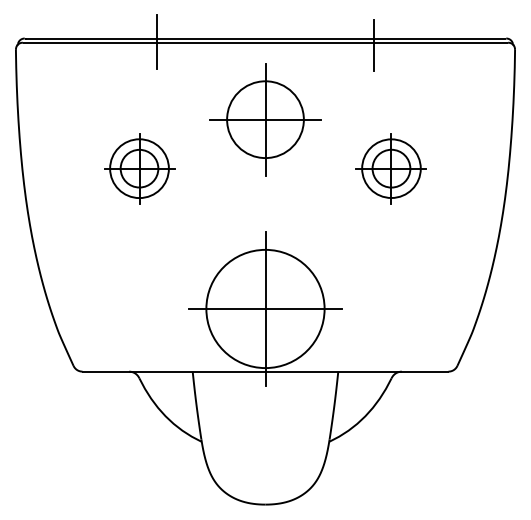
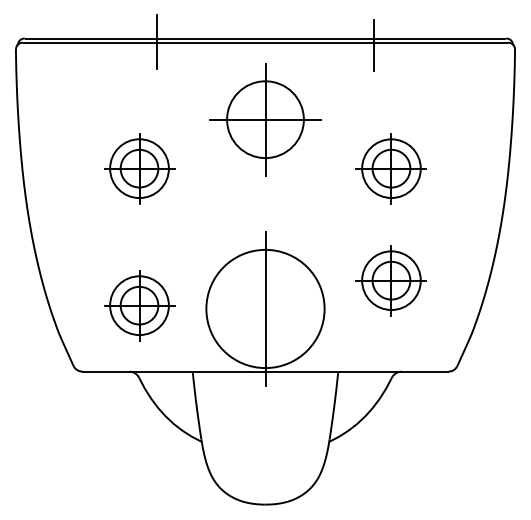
part: none -> present (390, 280)
part: none -> present (139, 305)
line: present -> none (265, 308)
